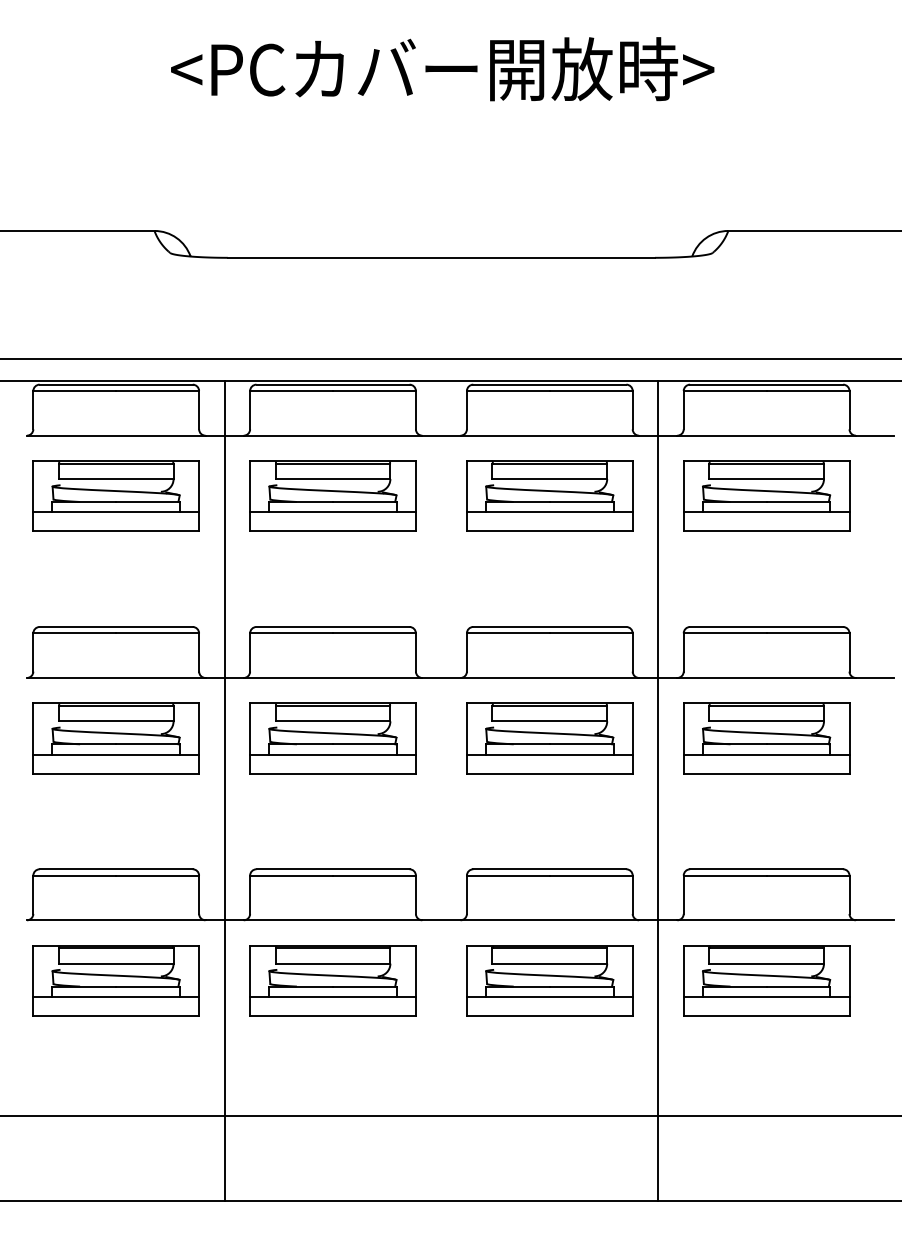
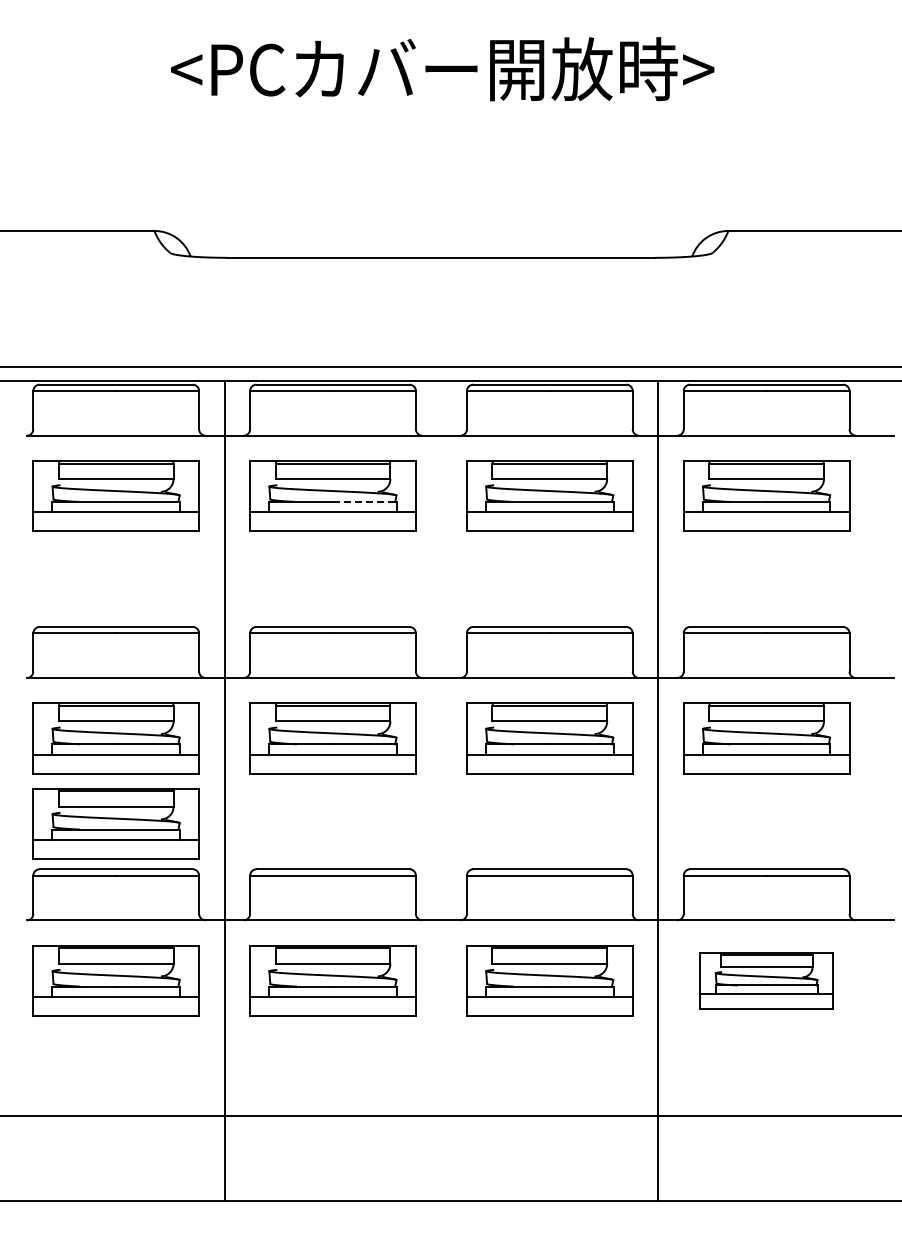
line position: (450, 358) -> (450, 366) (450, 366)
line: solid -> dashed (364, 502)
part: none -> present (115, 823)
part size: 168x72 px -> 135x58 px (766, 980)
